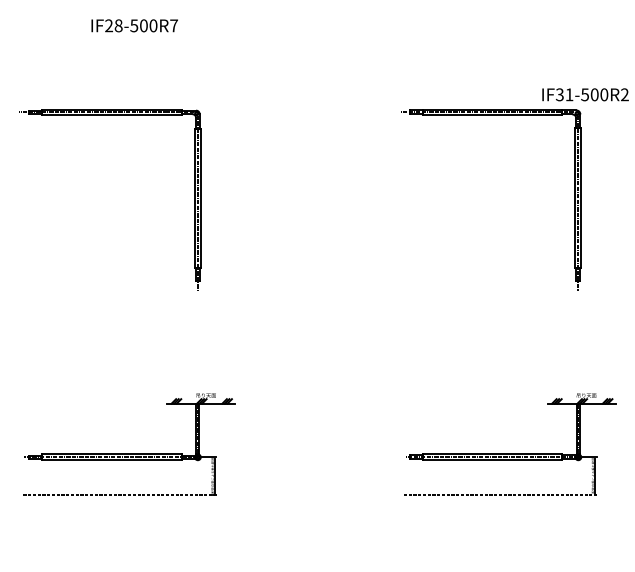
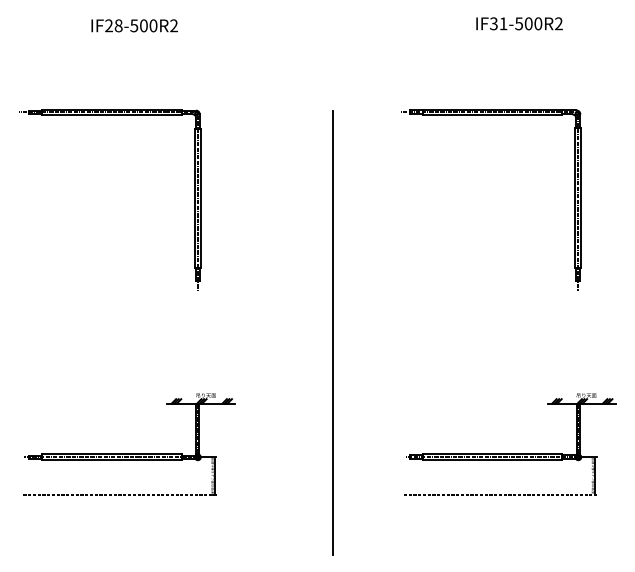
text: IF28-500R7 -> IF28-500R2 (173, 25)
text position: (585, 94) -> (519, 23) (519, 23)
line: none -> present (333, 332)
